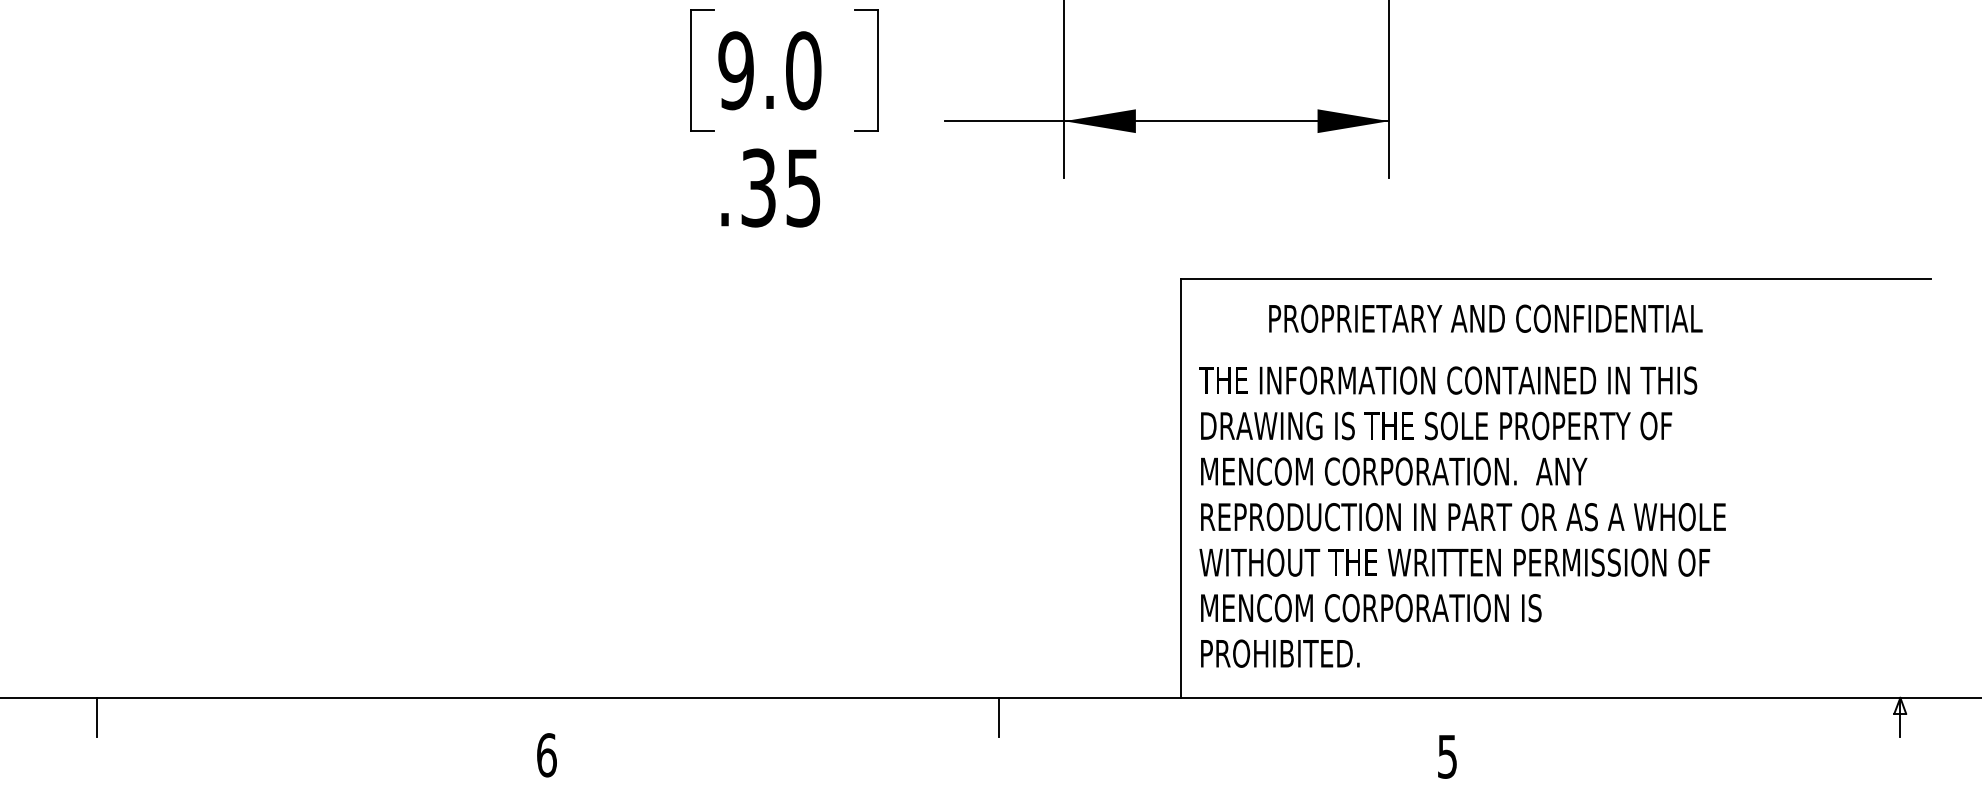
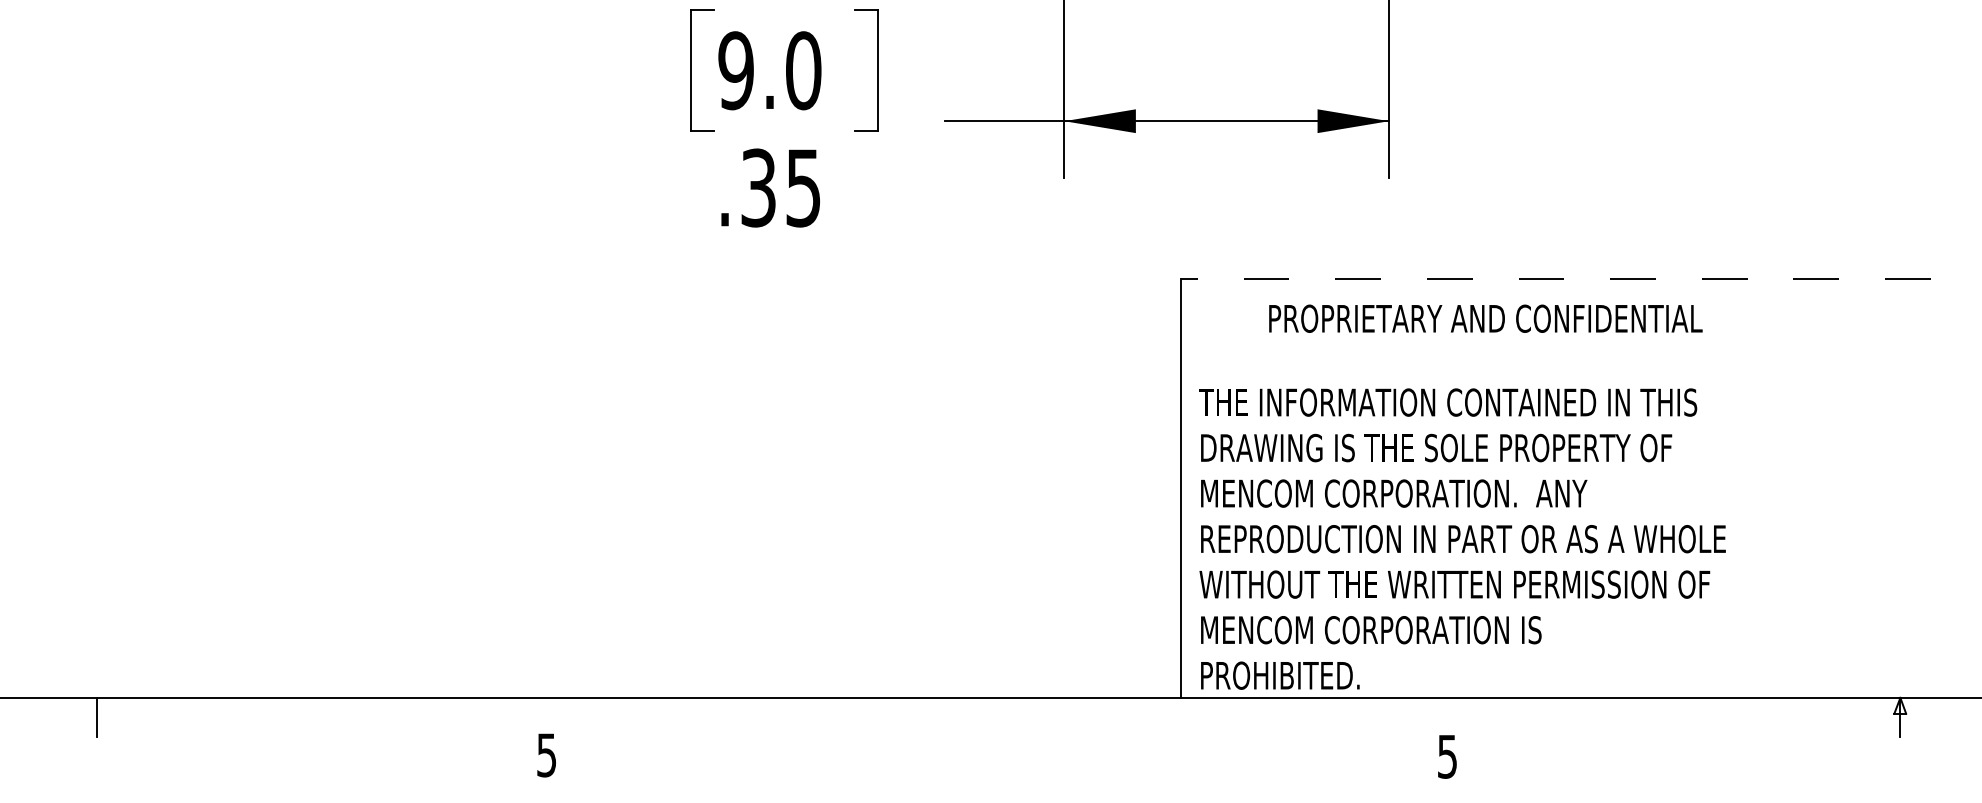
line: solid -> dashed (1555, 279)
text position: (1462, 516) -> (1462, 538) (1462, 538)
line: present -> none (998, 716)
text: 6 -> 5 (546, 755)
